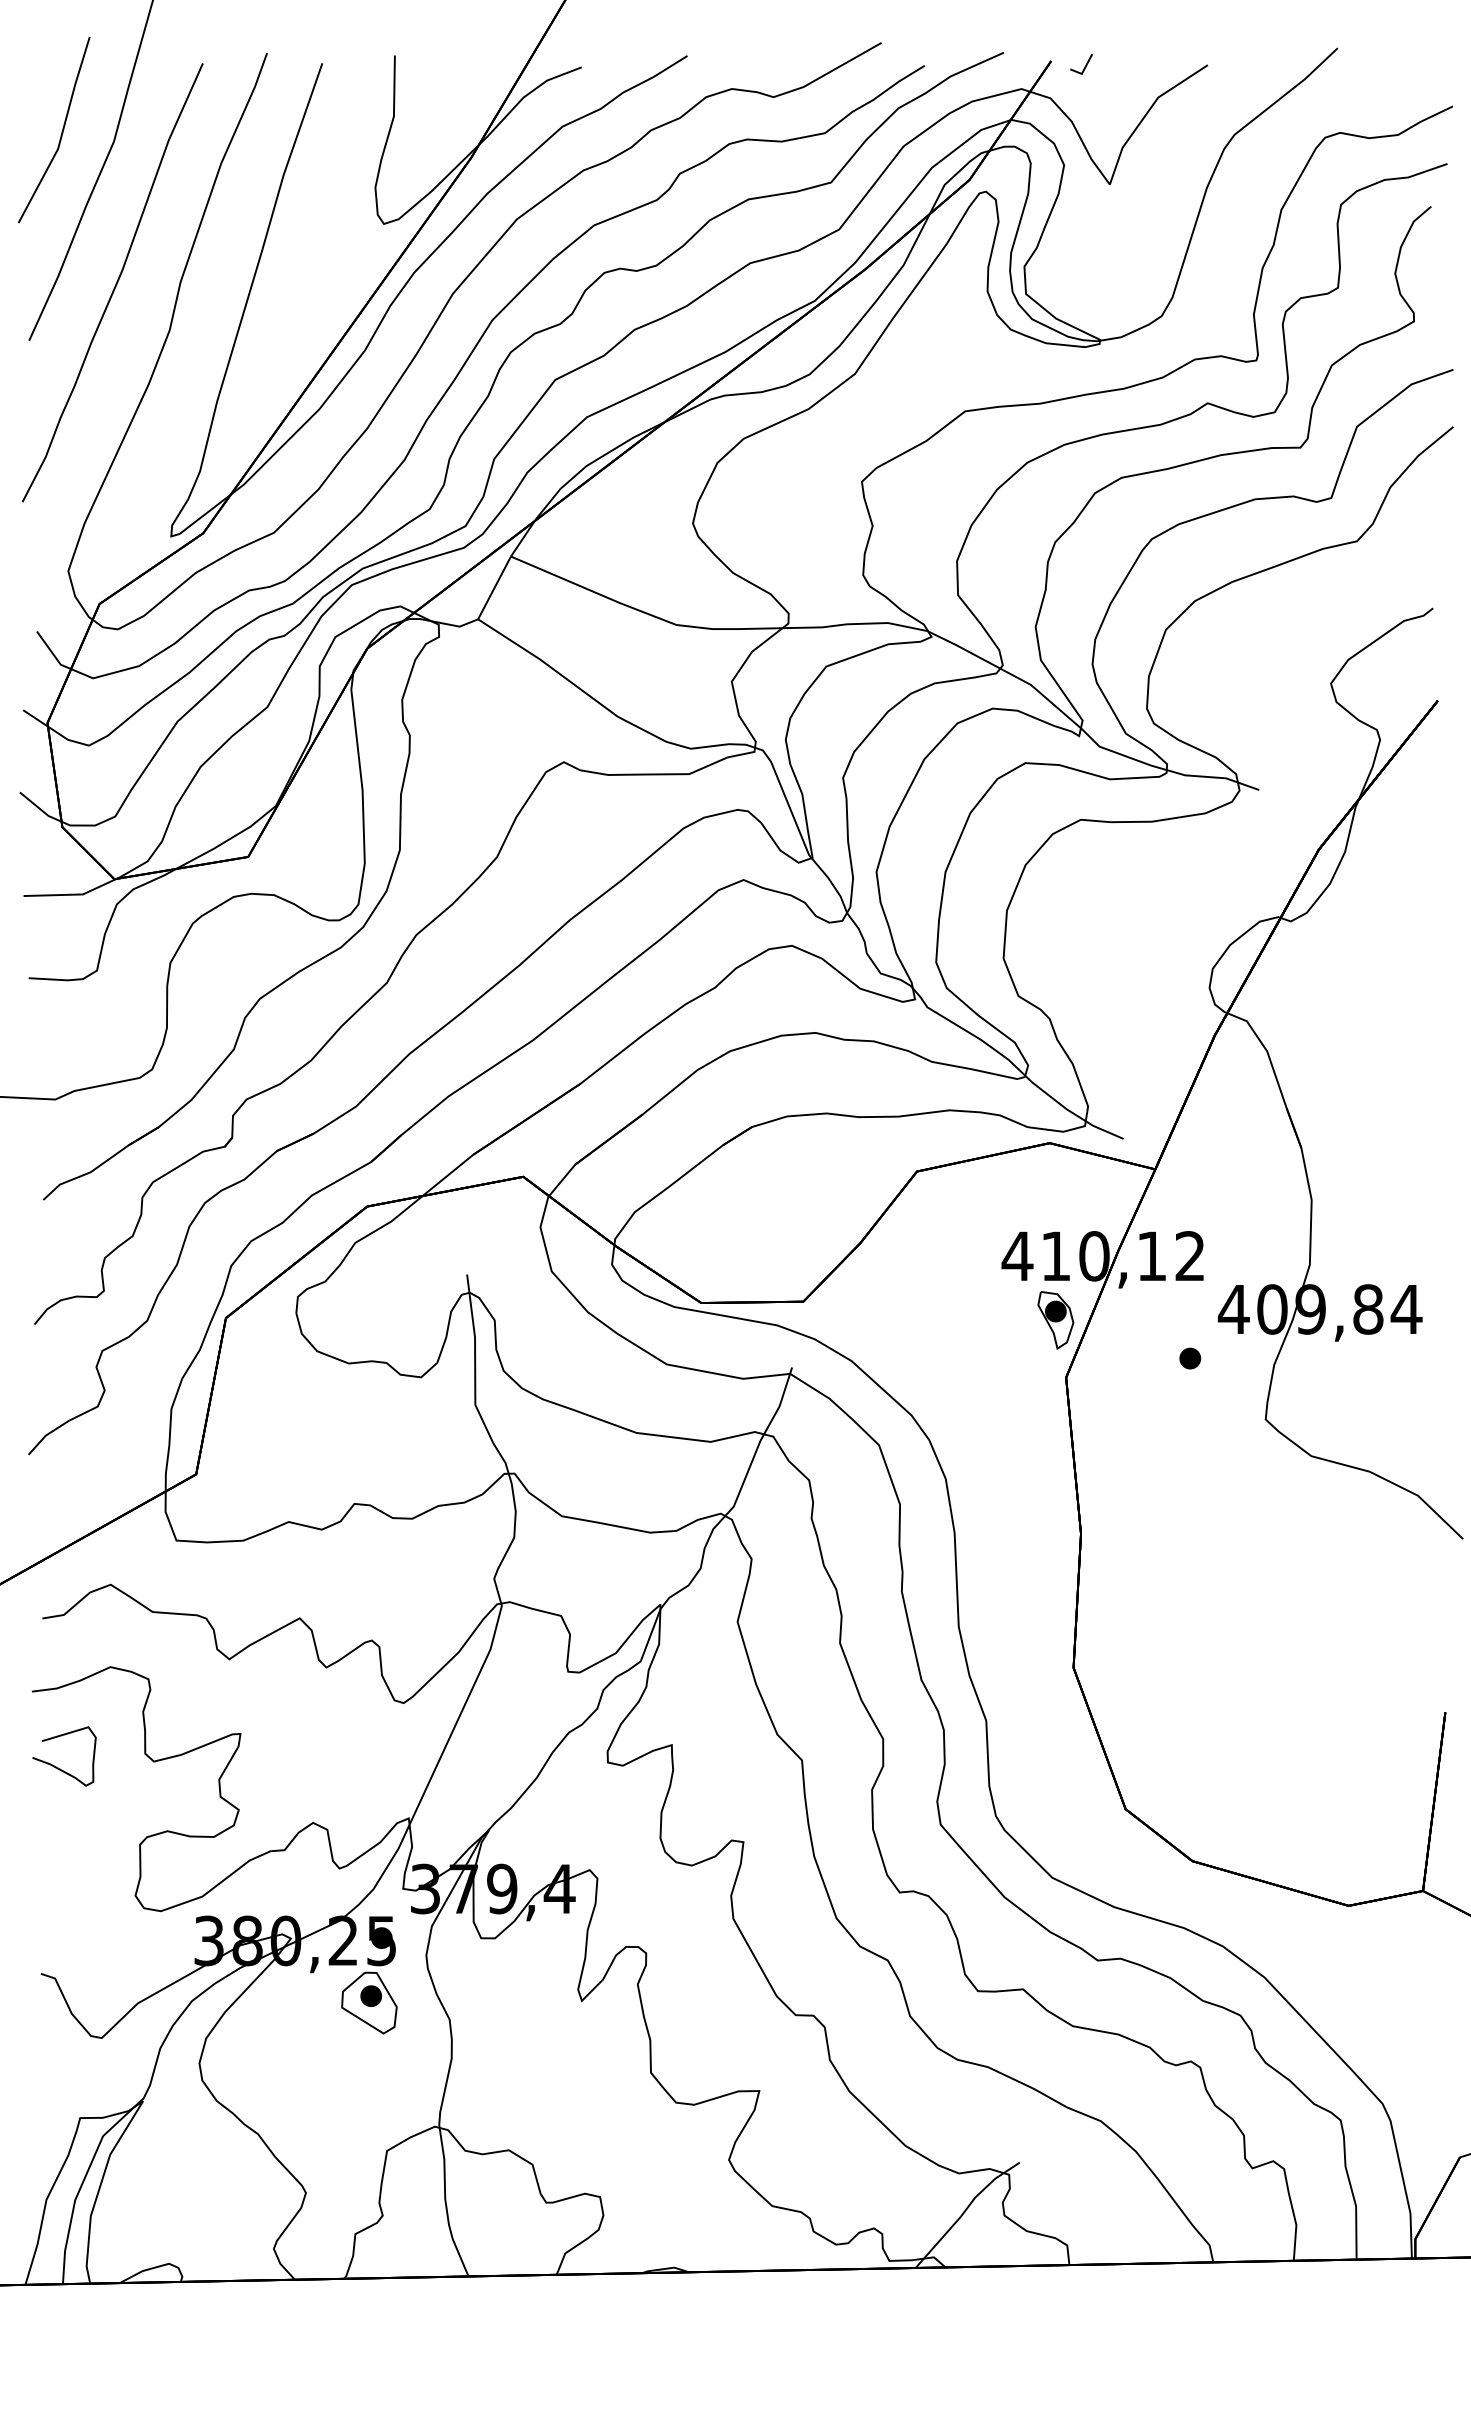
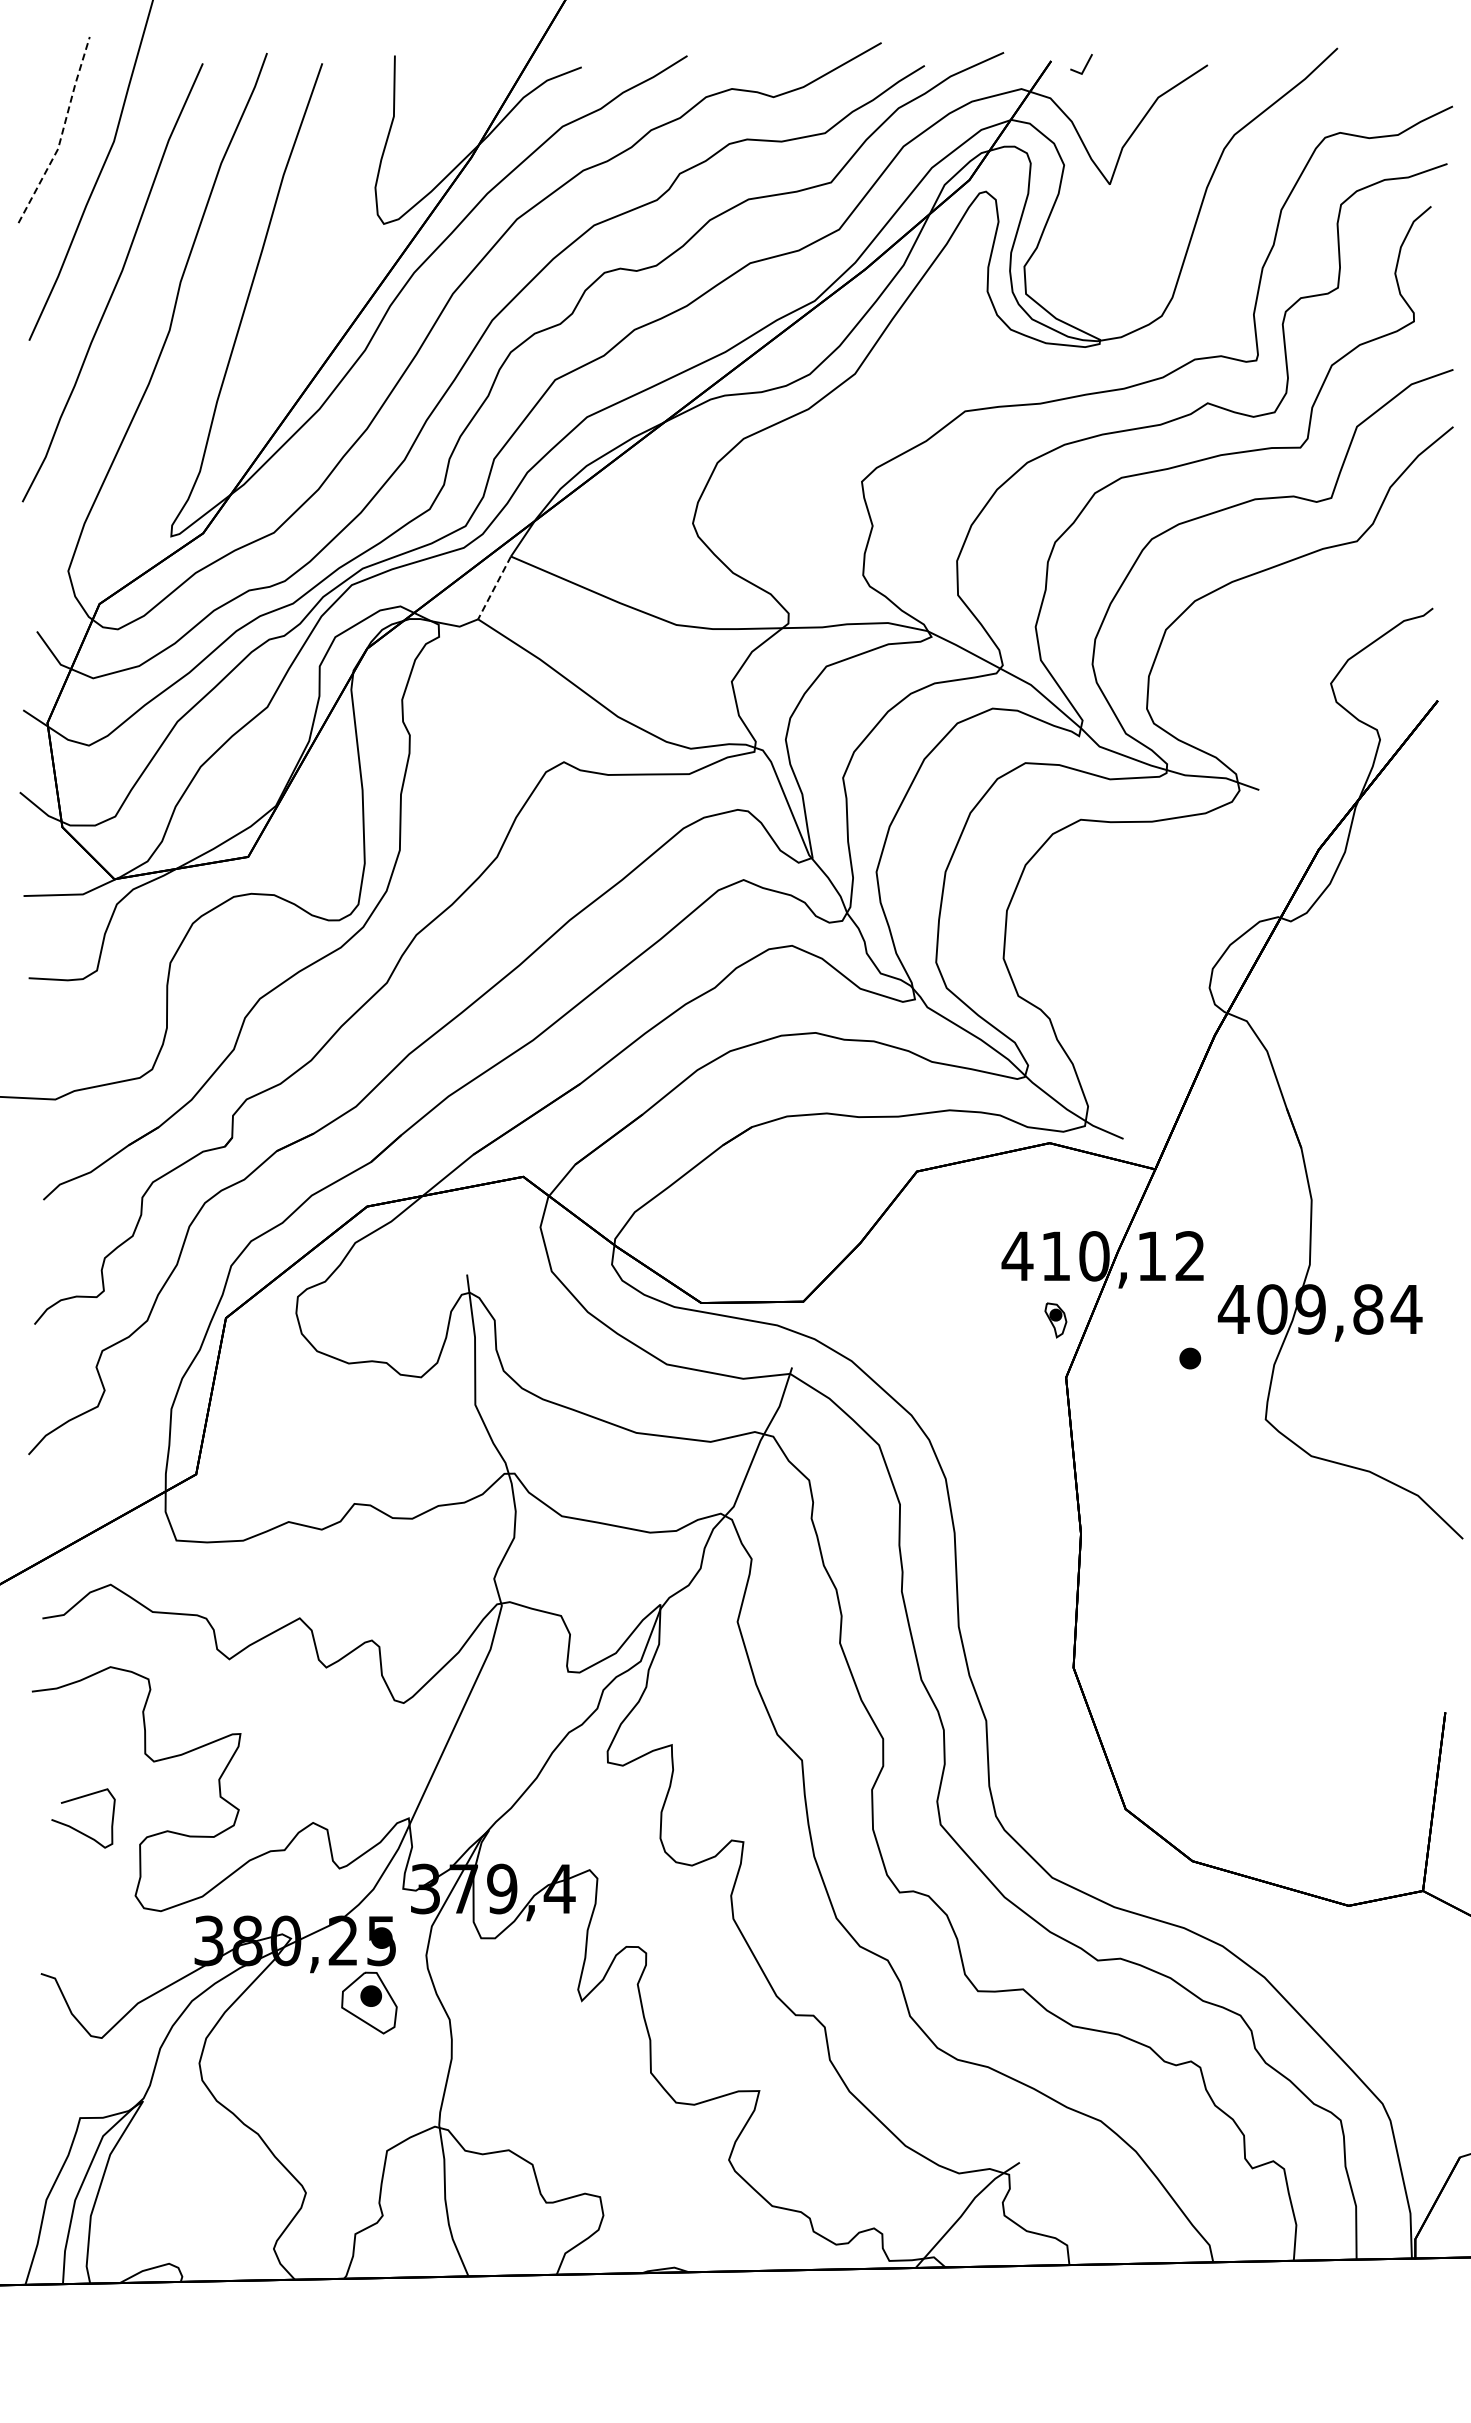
line: solid -> dashed (62, 133)
line: solid -> dashed (494, 588)
part size: 38x59 px -> 24x37 px (1055, 1320)
curve position: (58, 1767) -> (77, 1829) (77, 1829)
